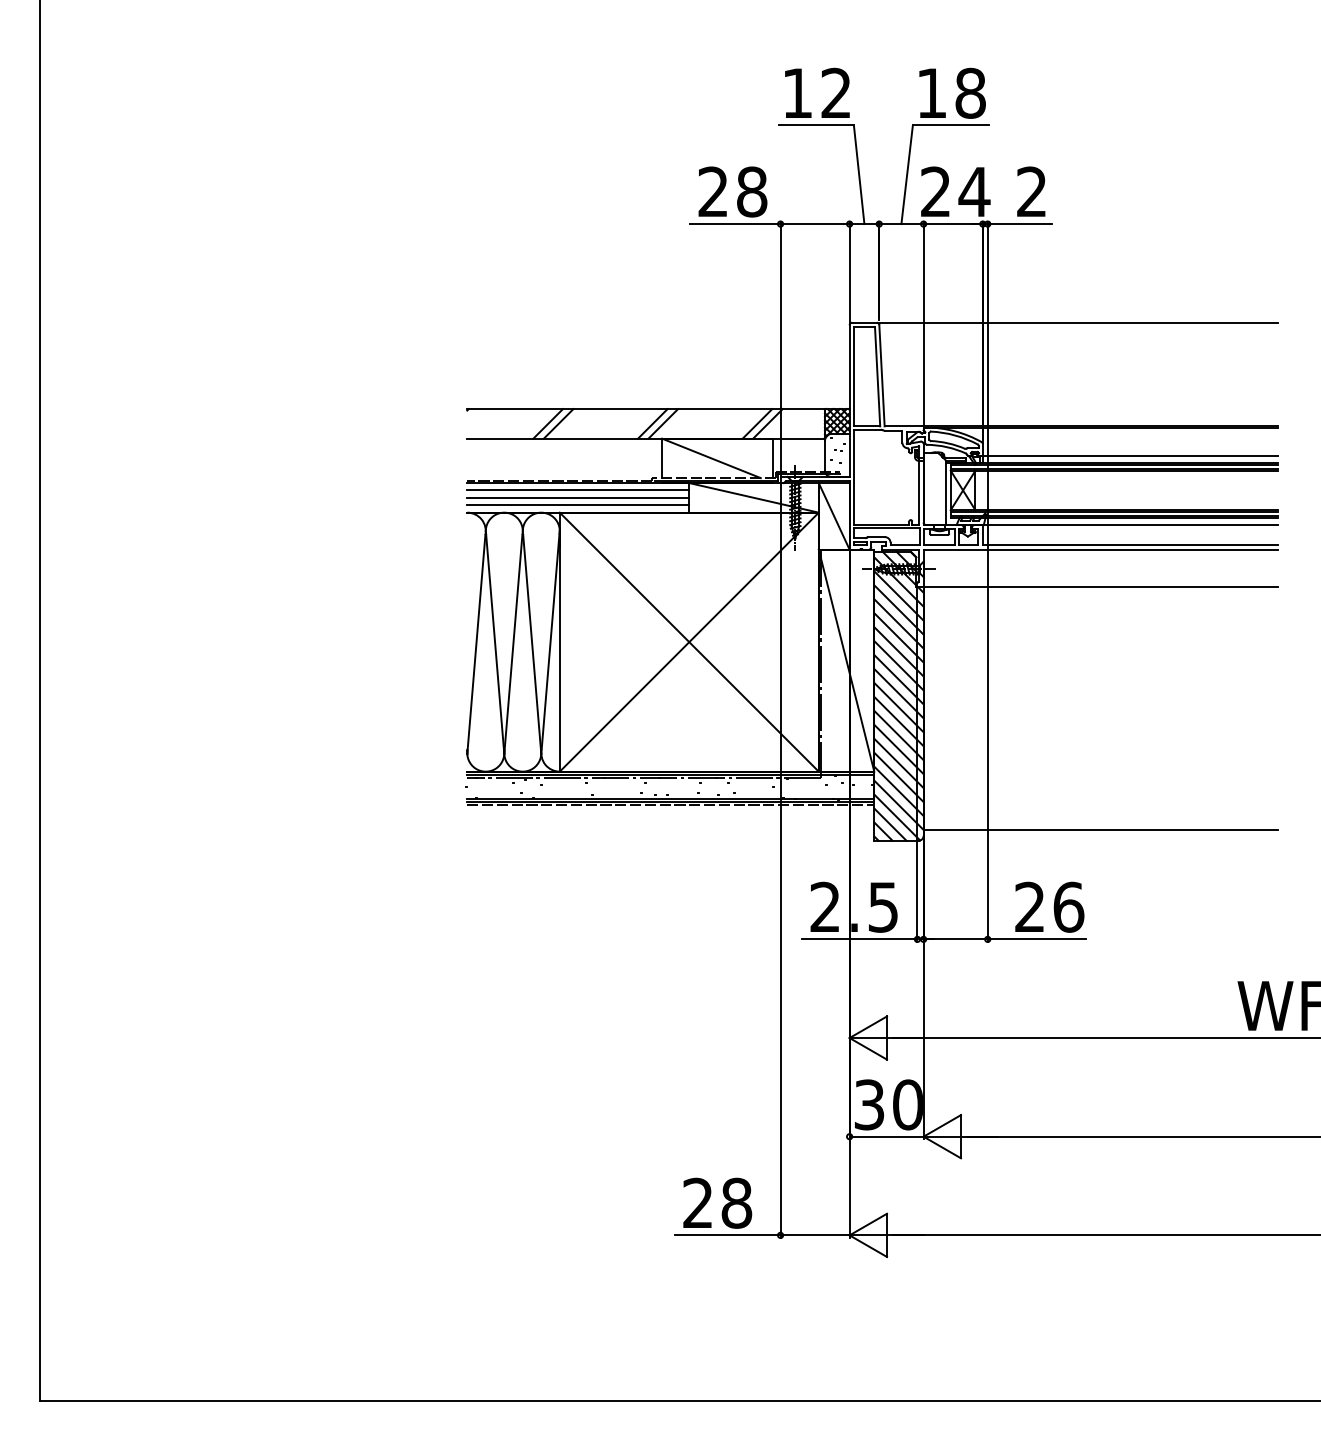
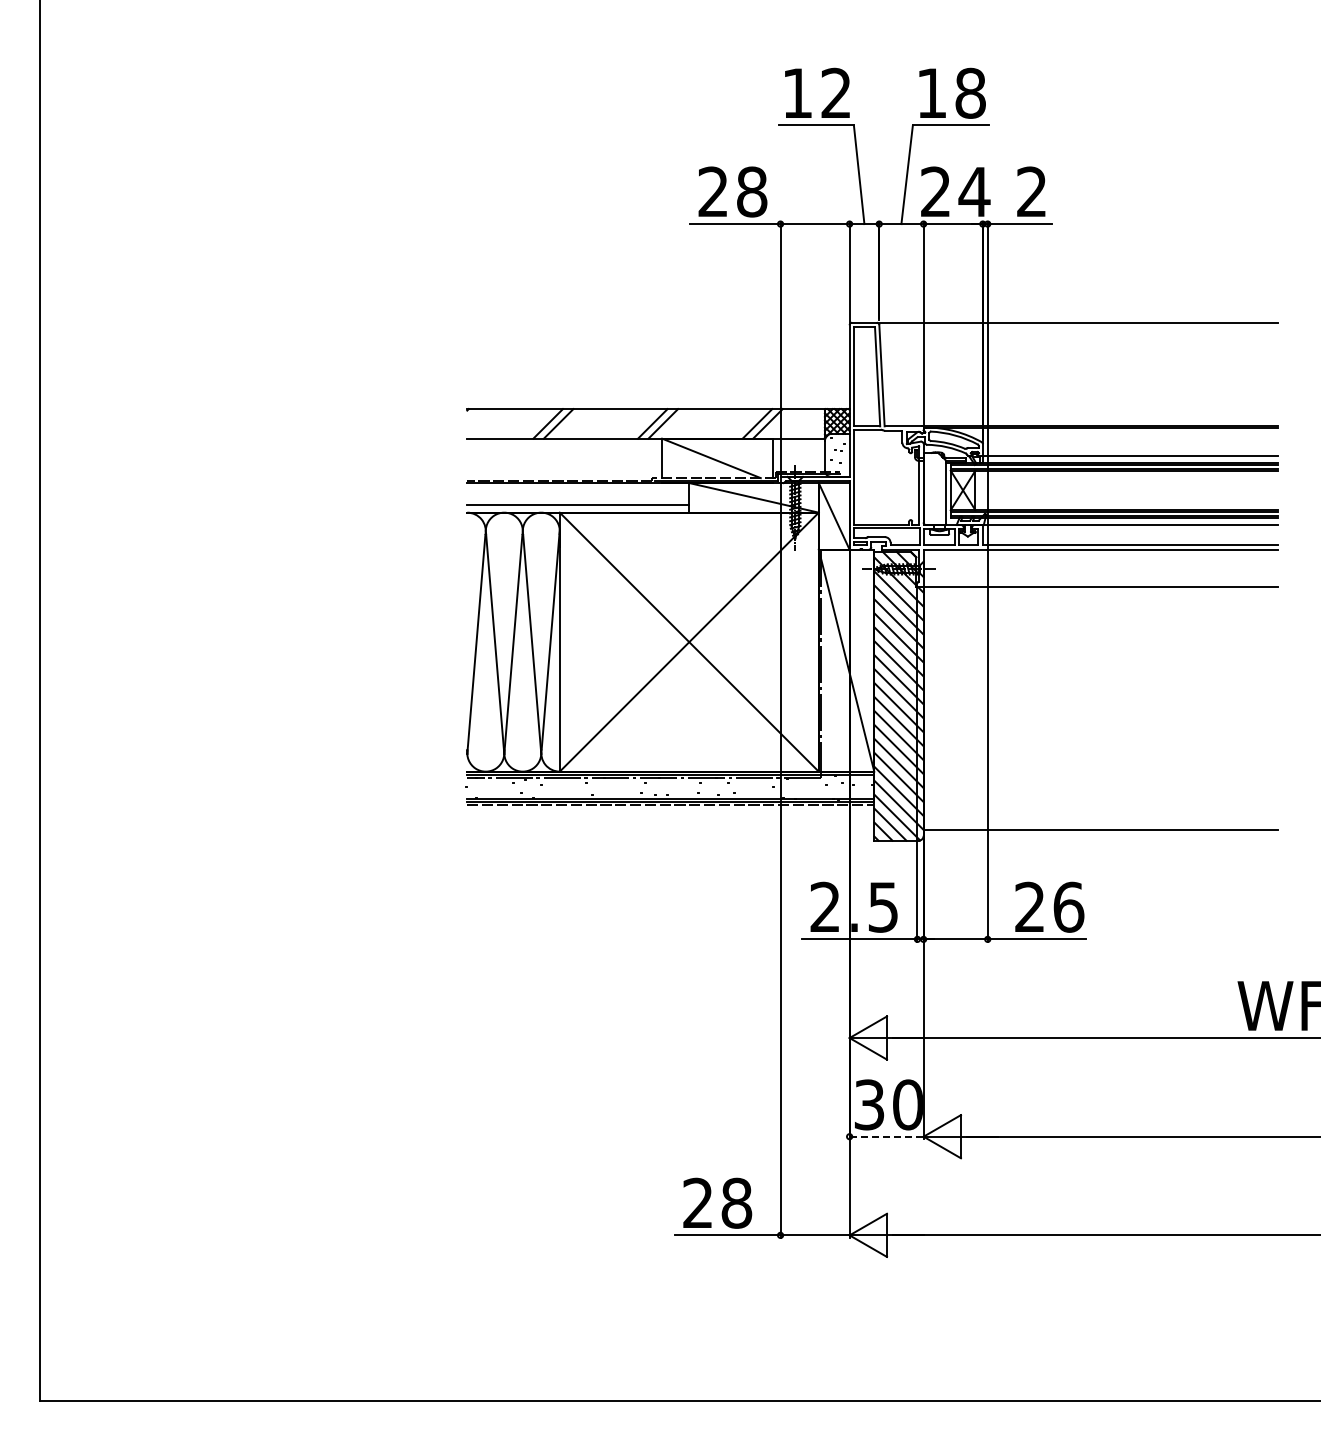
line: present -> none (578, 490)
line: present -> none (578, 497)
line: solid -> dashed (886, 1136)
